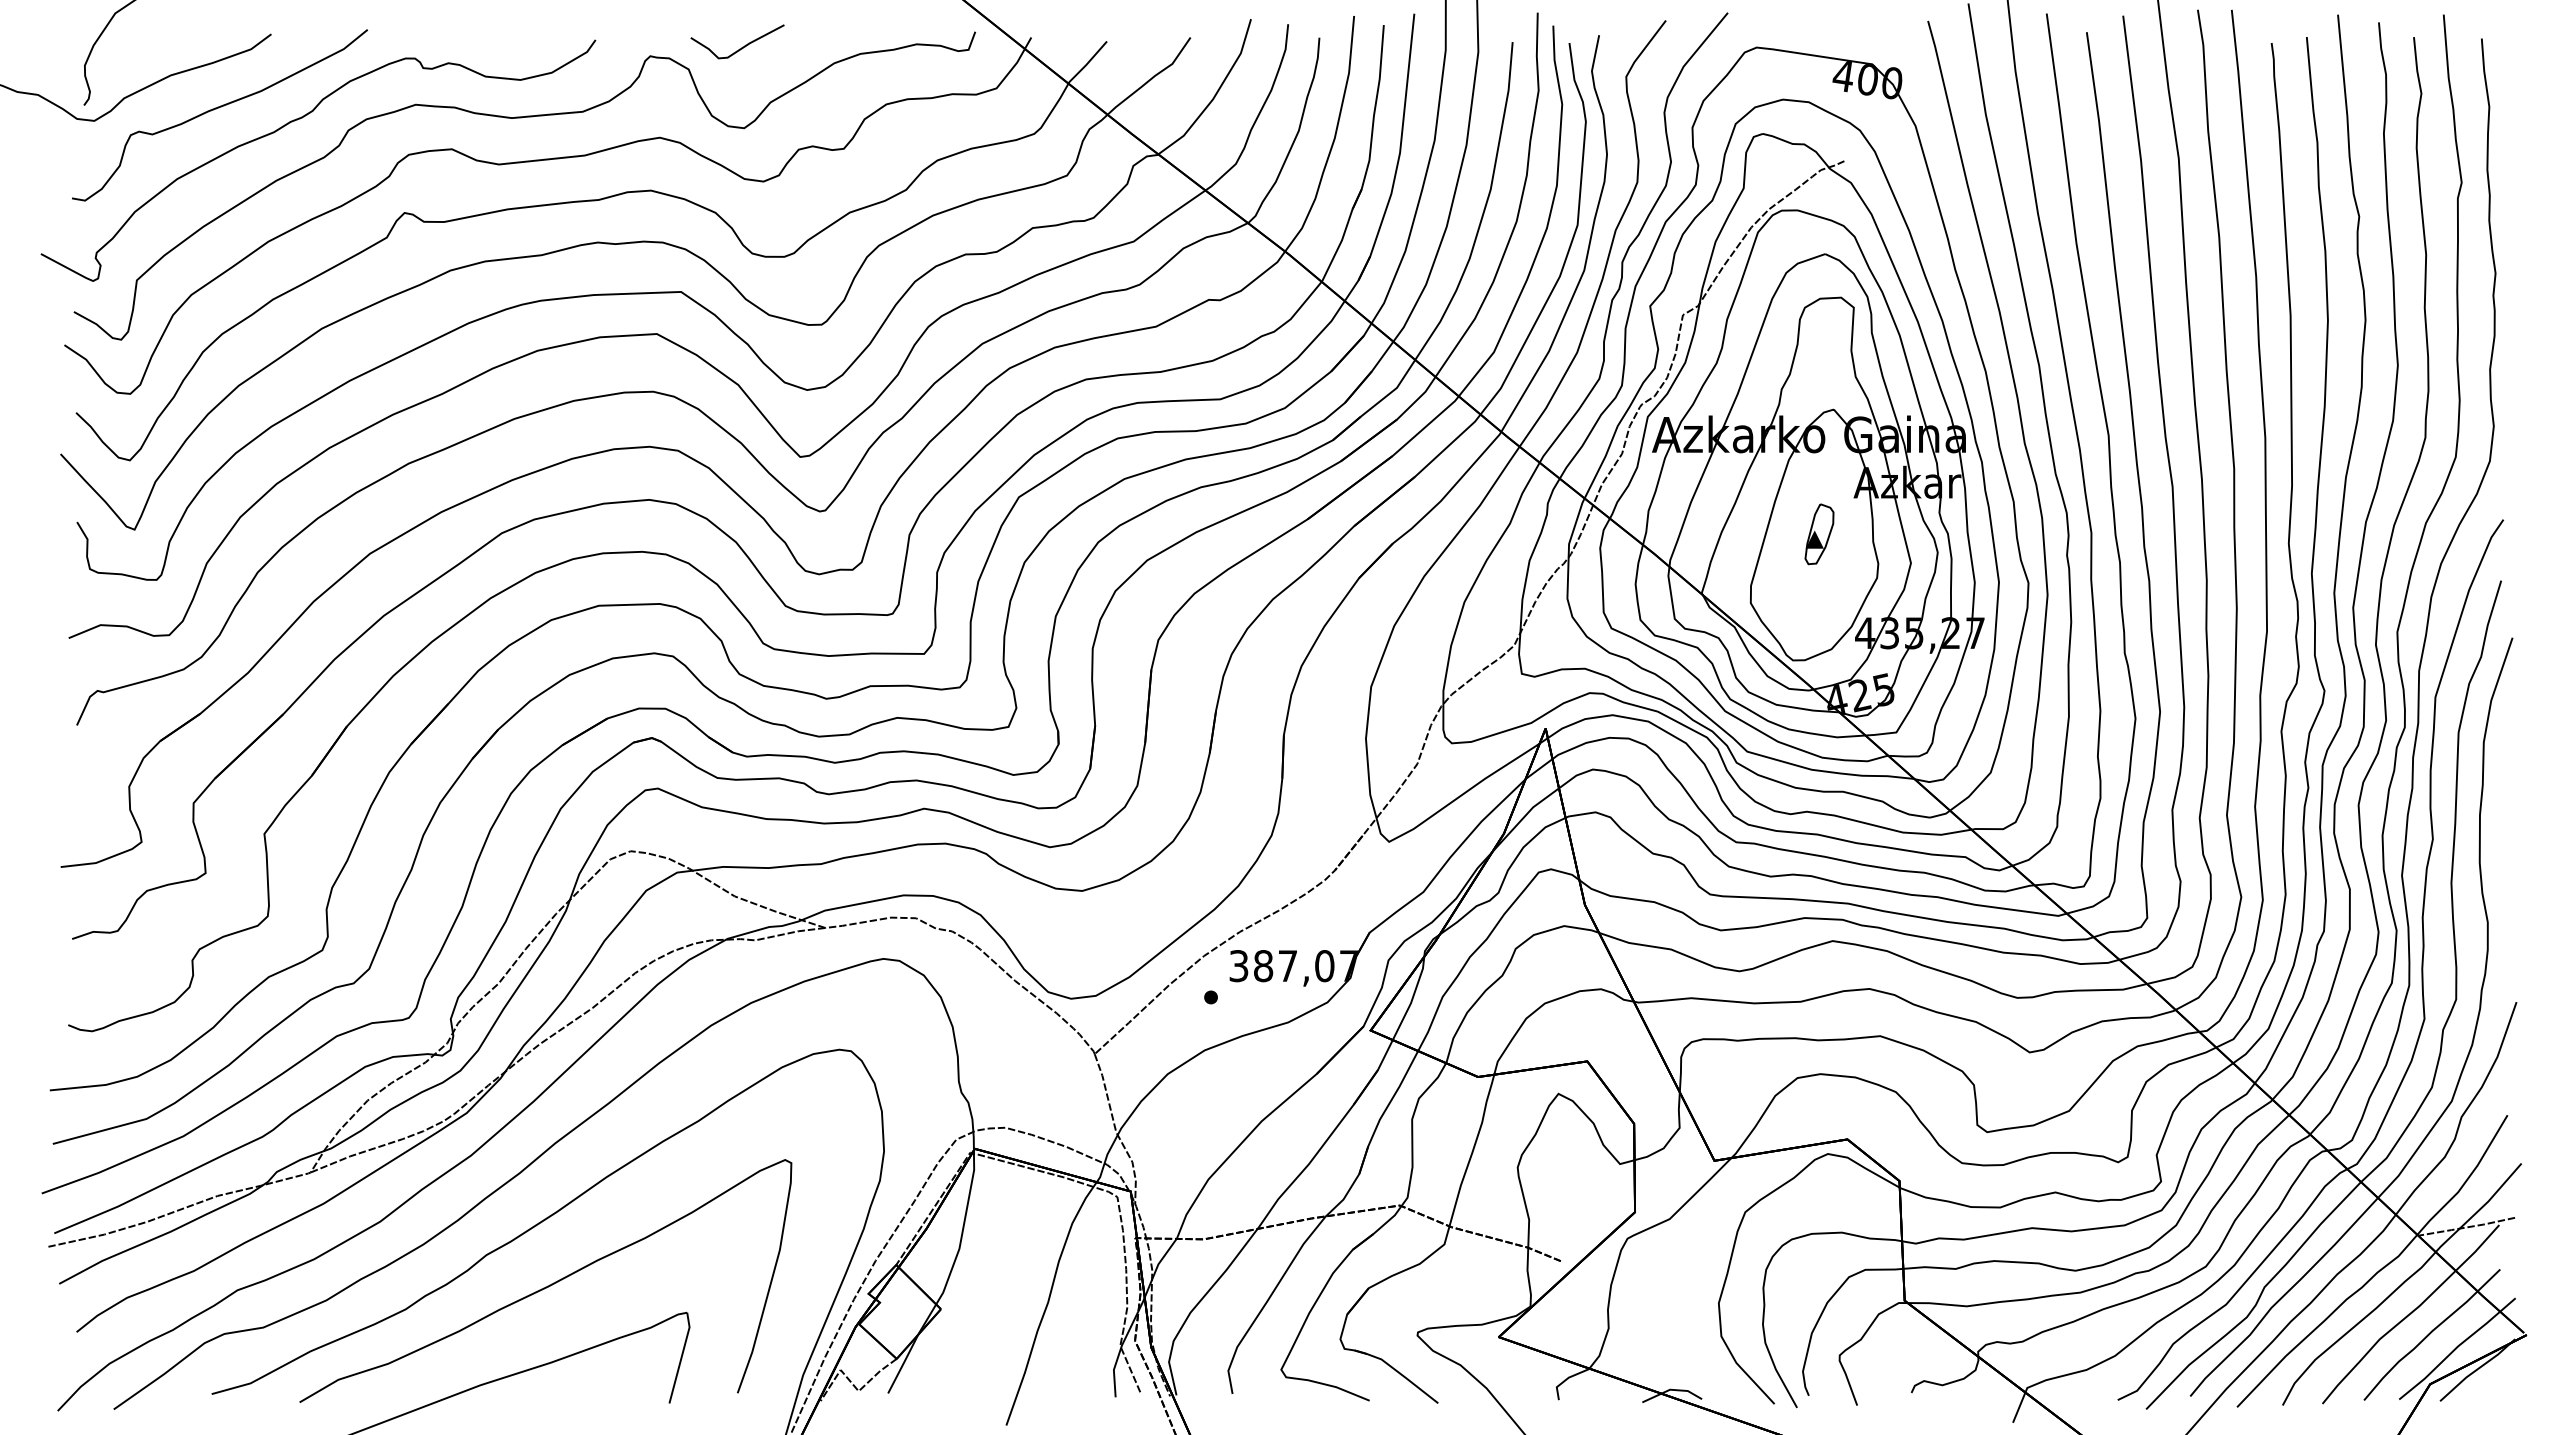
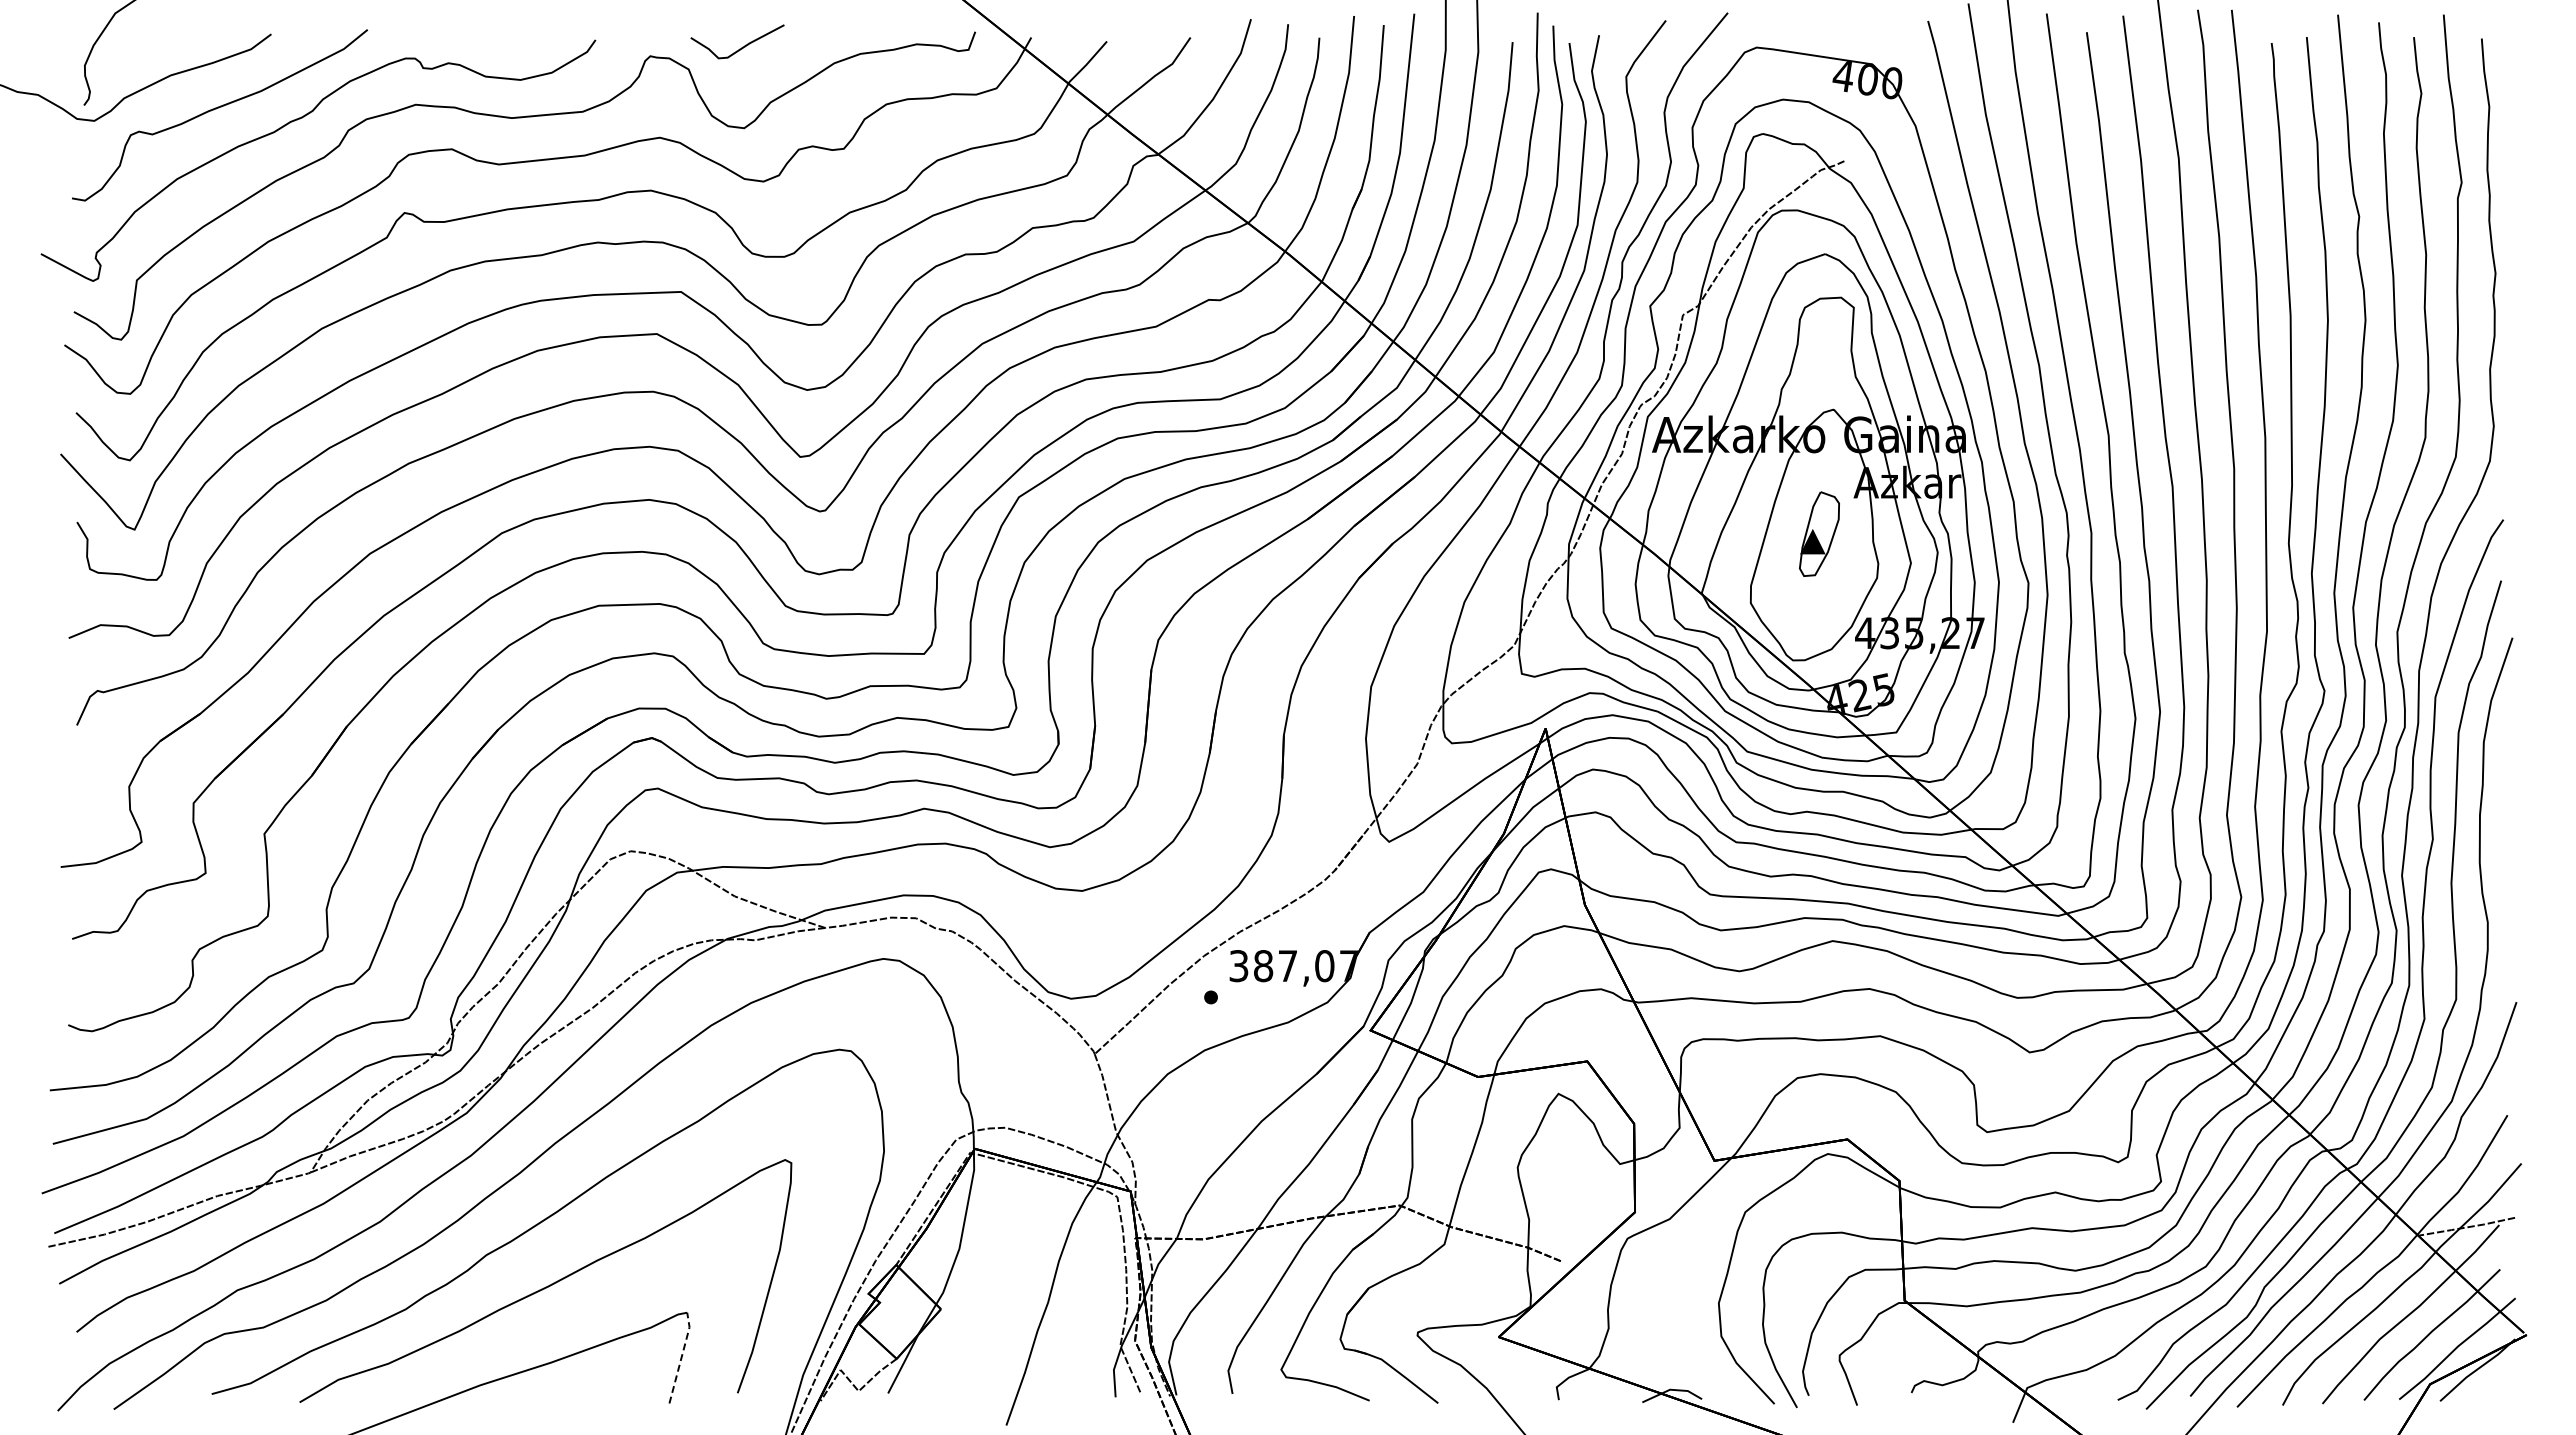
part size: 31x63 px -> 41x86 px (1819, 533)
line: solid -> dashed (681, 1357)
